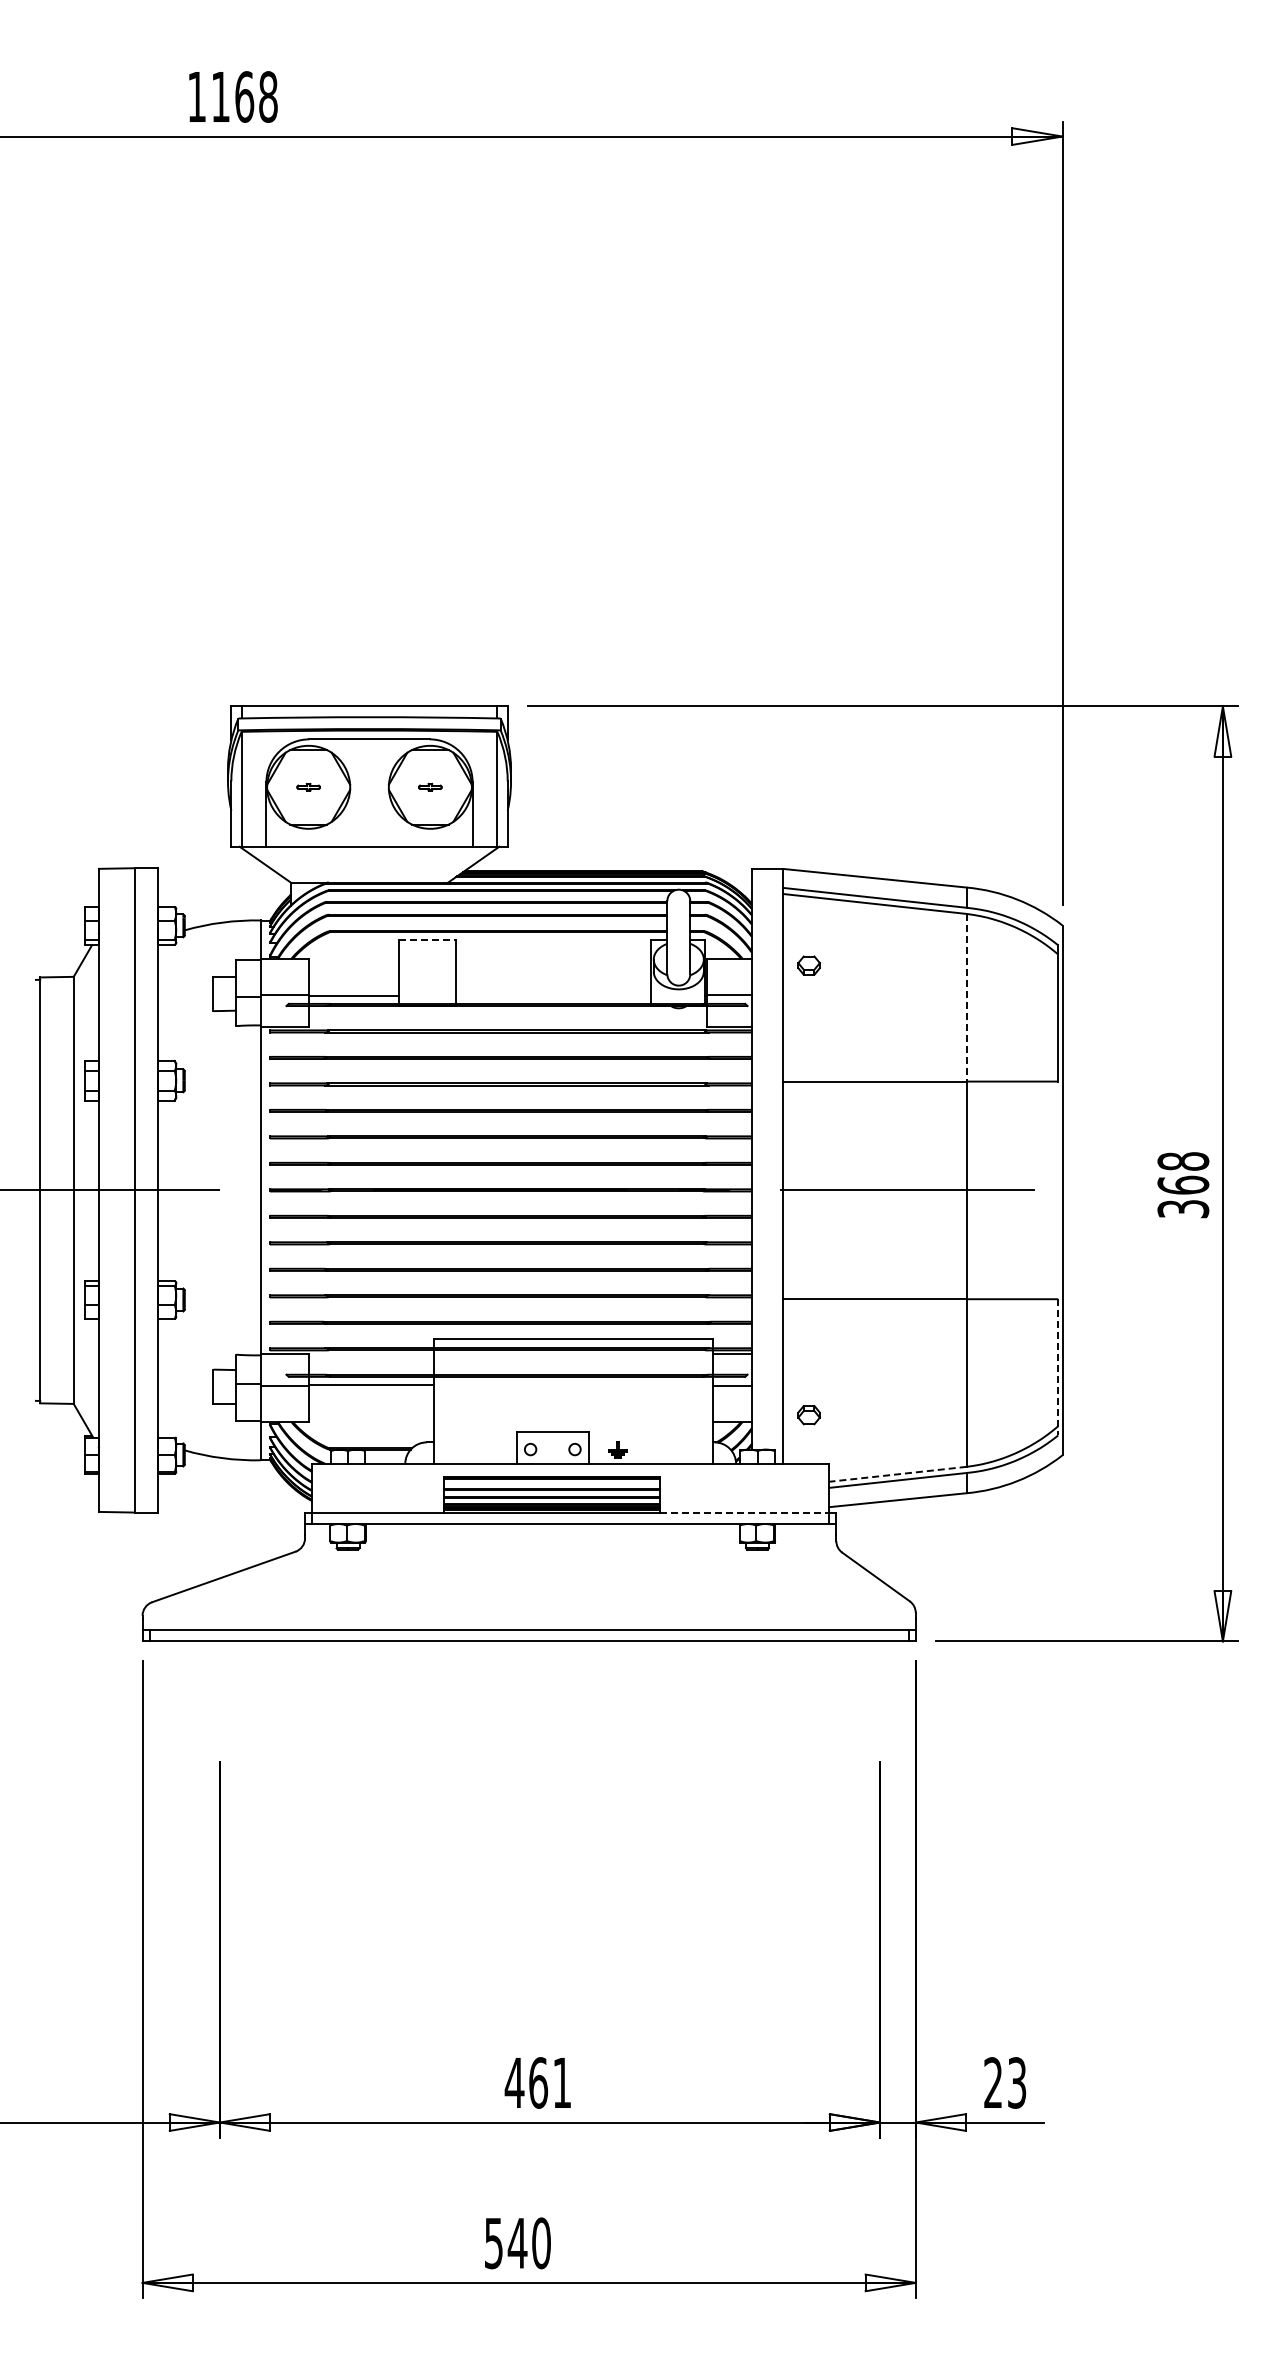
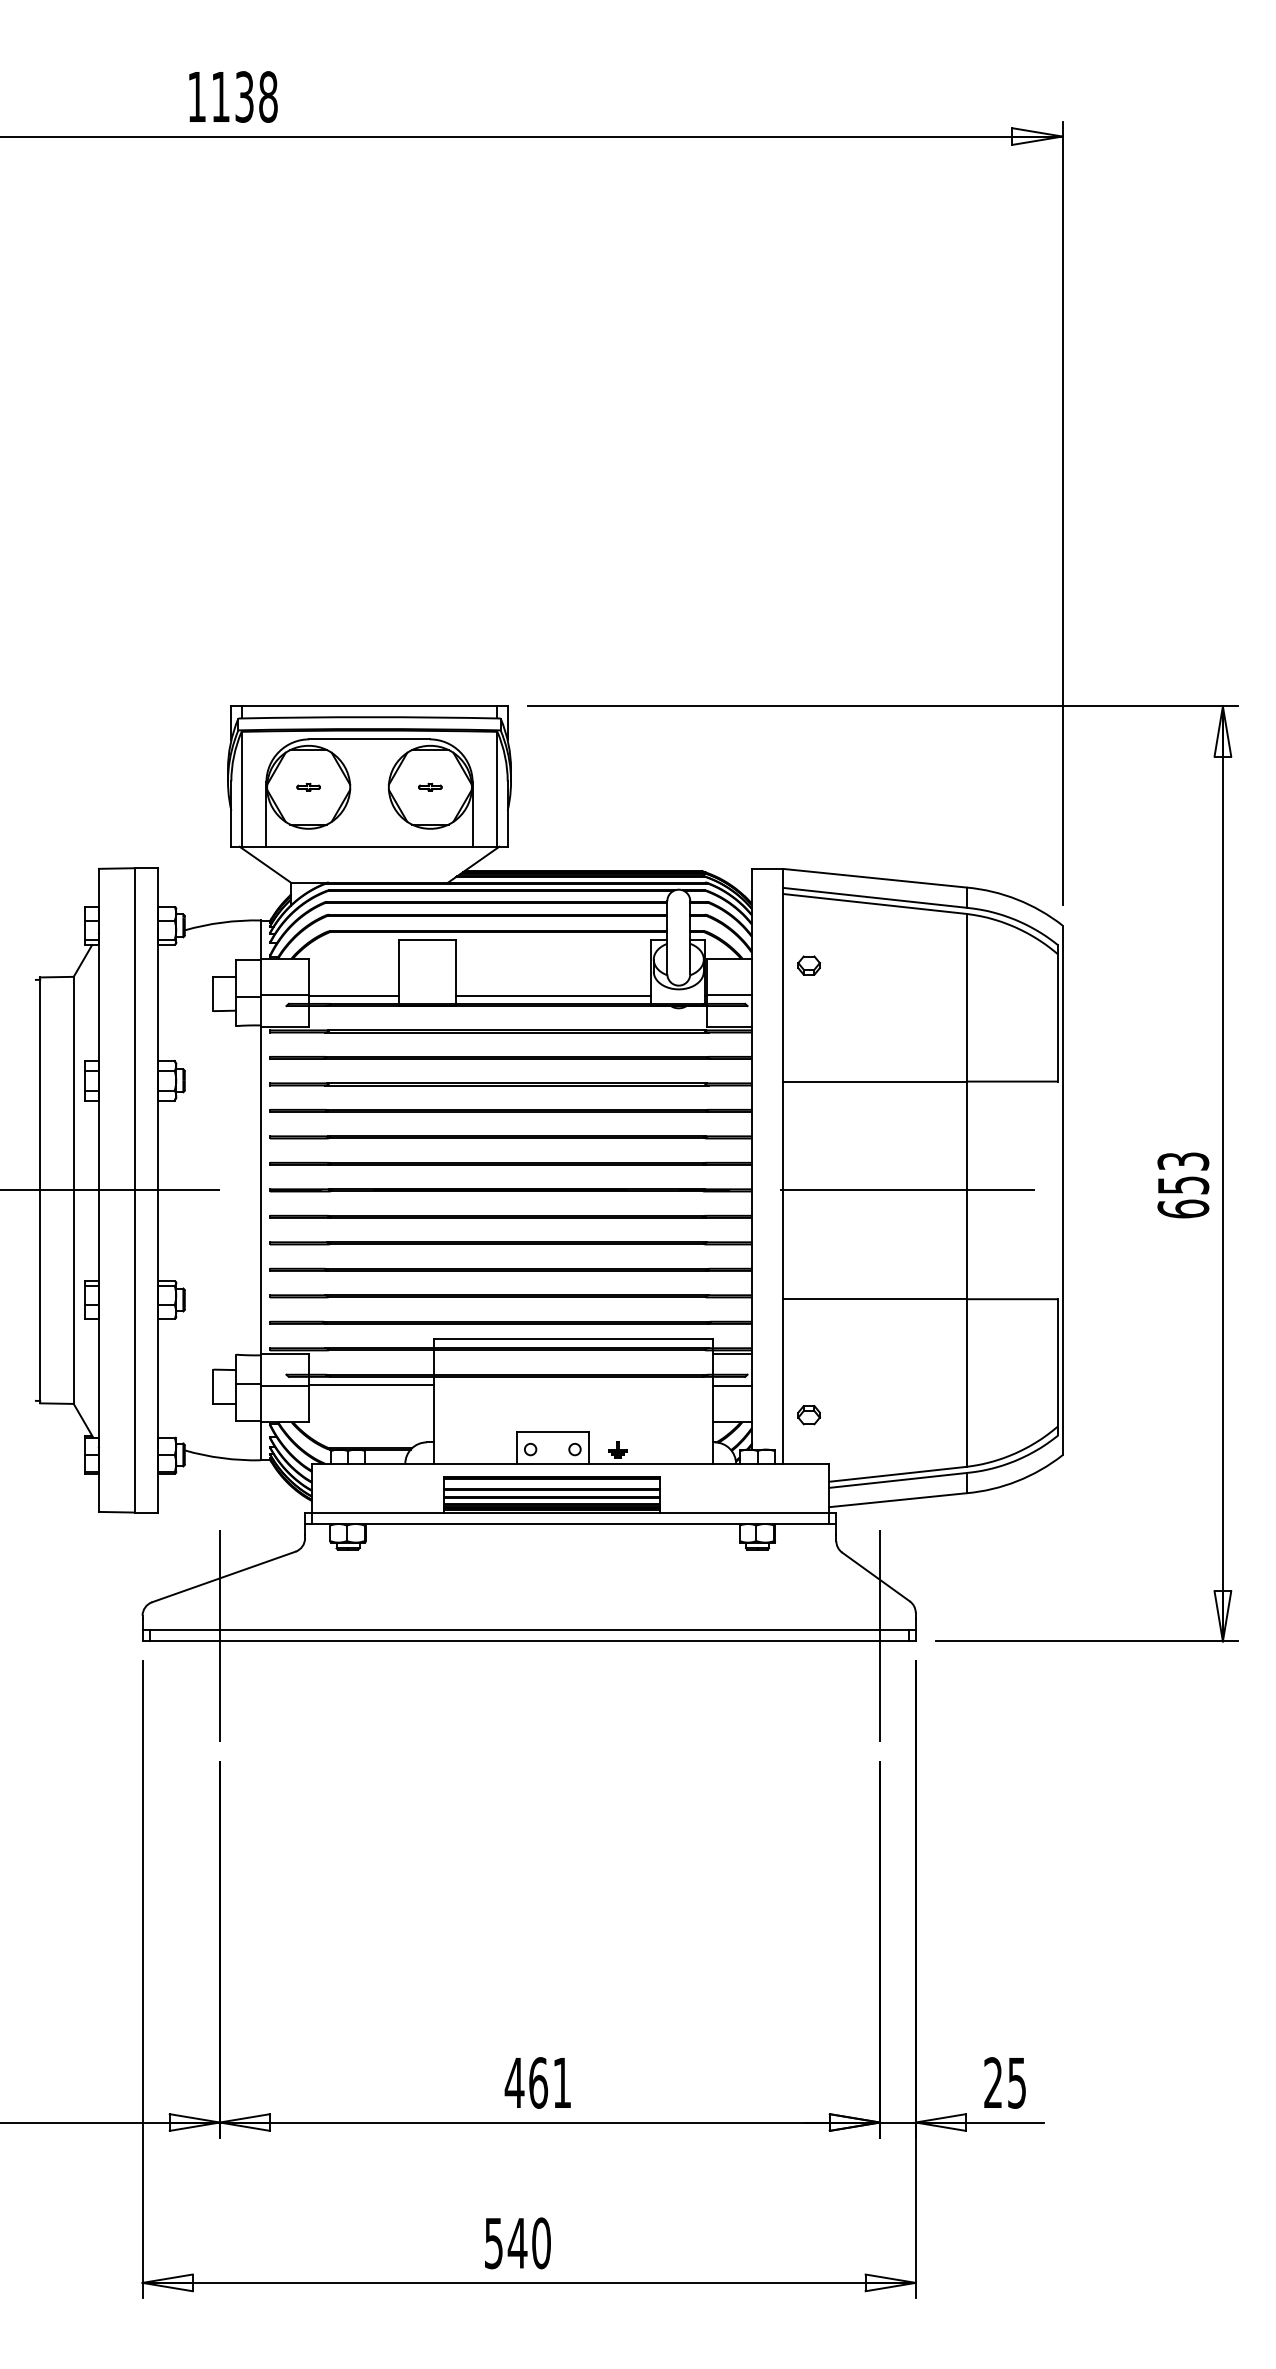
text: 1168 -> 1138 (244, 96)
line: dashed -> solid (427, 939)
line: none -> present (553, 996)
line: dashed -> solid (966, 997)
text: 368 -> 653 (1183, 1185)
line: dashed -> solid (1058, 1367)
line: dashed -> solid (897, 1474)
line: dashed -> solid (745, 1512)
line: none -> present (219, 1635)
line: none -> present (879, 1635)
text: 23 -> 25 (1017, 2082)
